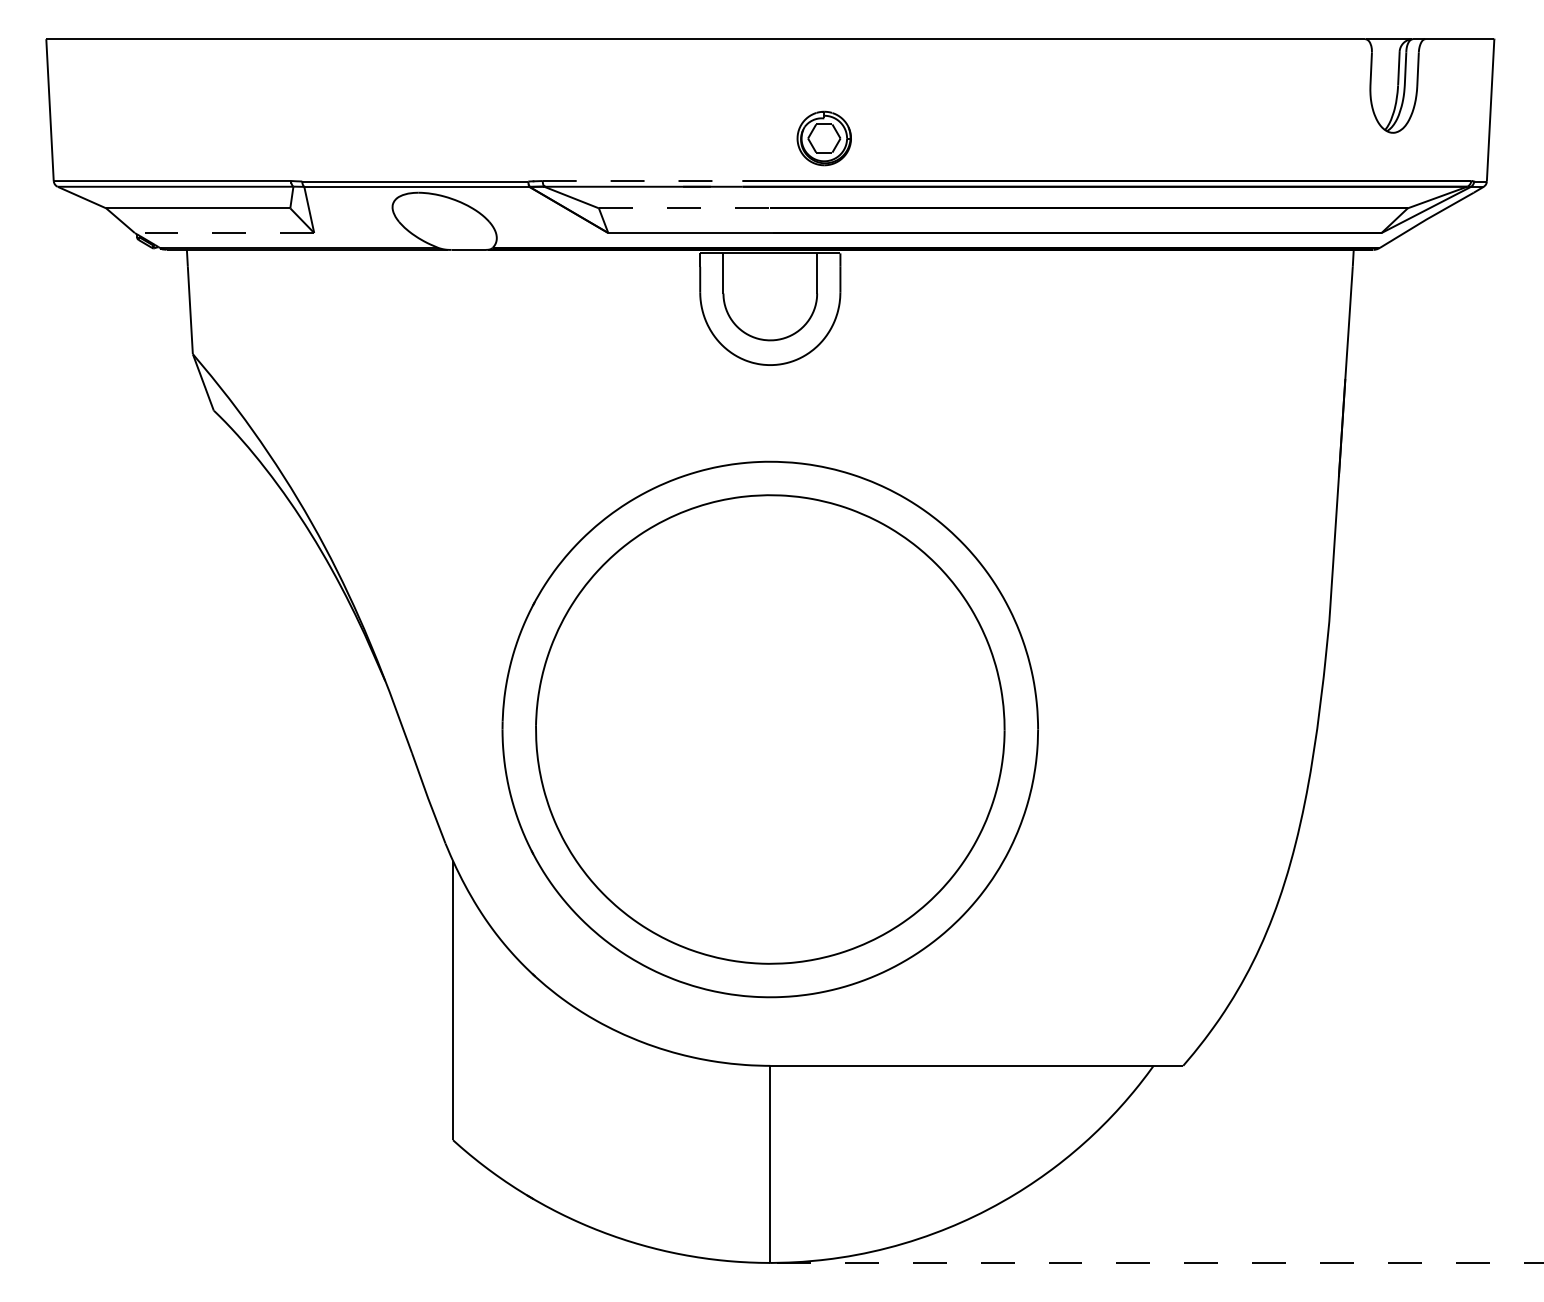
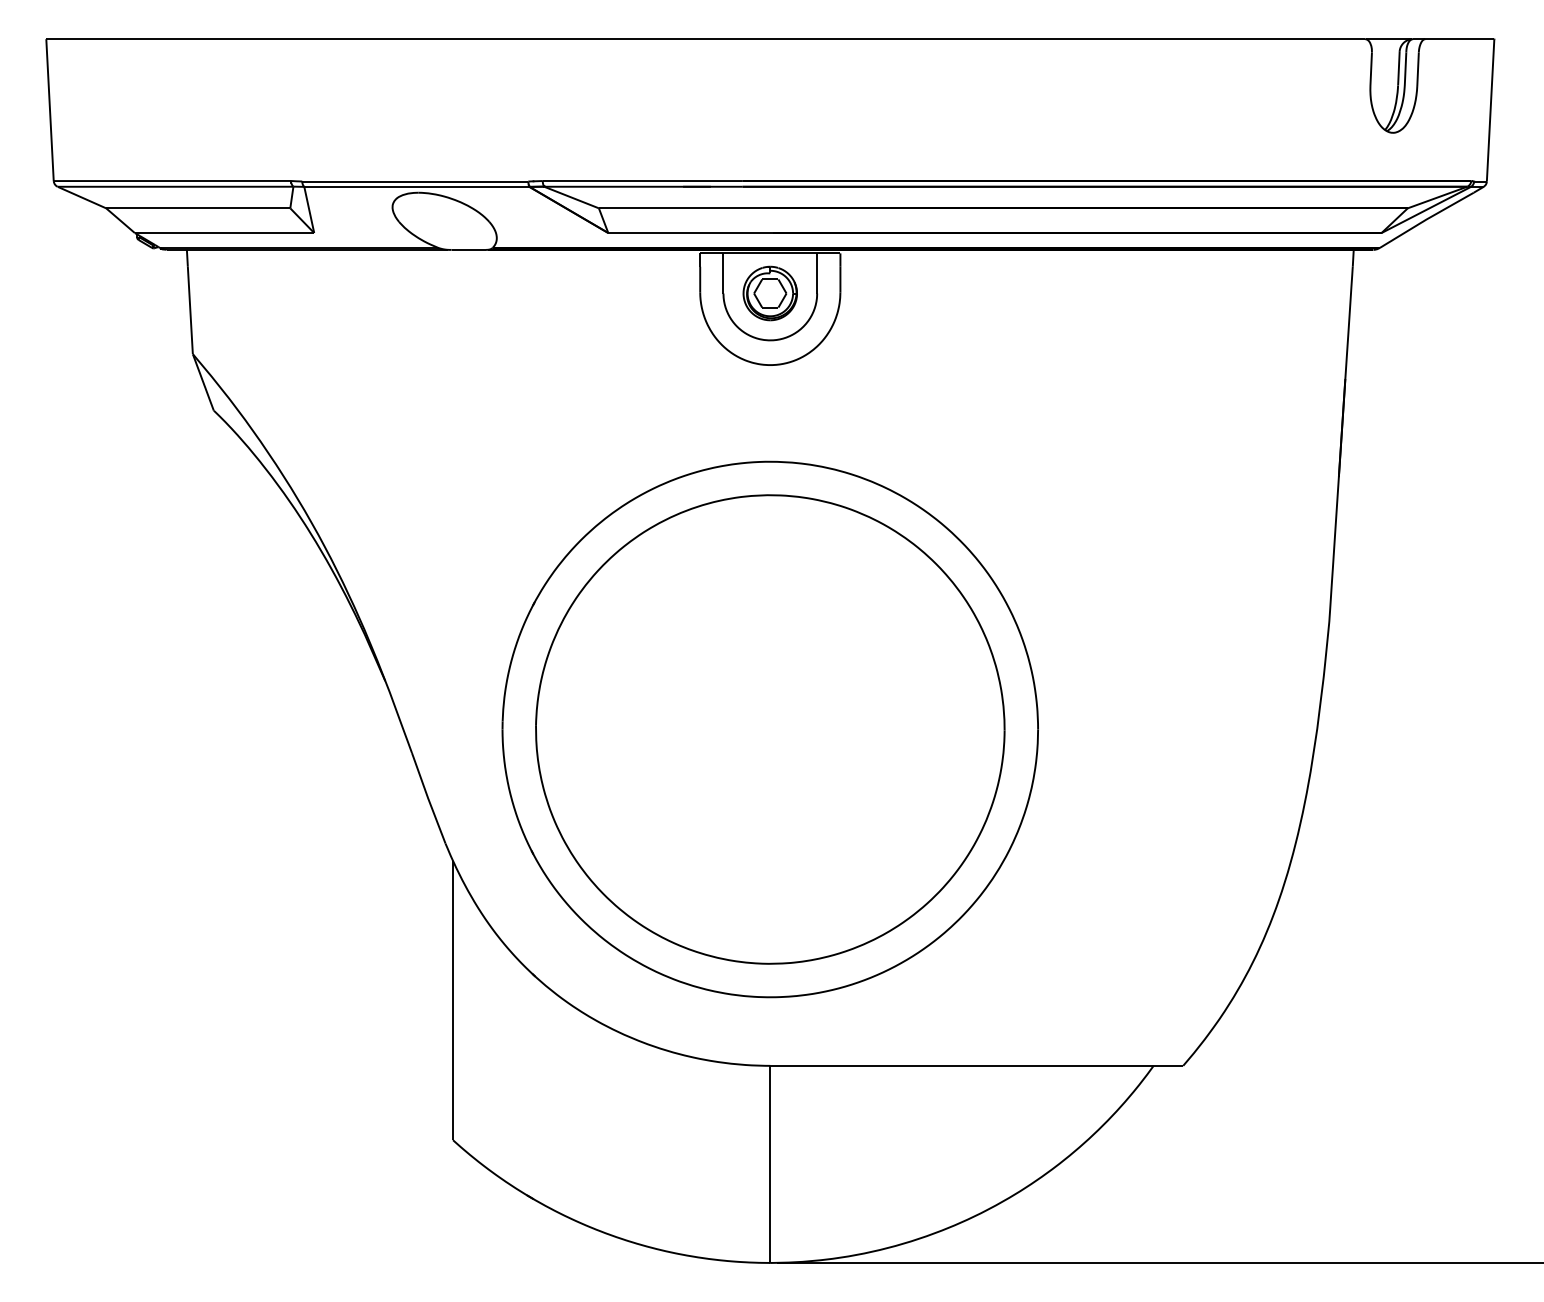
part position: (823, 138) -> (769, 293) (769, 293)
line: dashed -> solid (642, 181)
line: dashed -> solid (684, 208)
line: dashed -> solid (224, 233)
line: dashed -> solid (1160, 1262)
